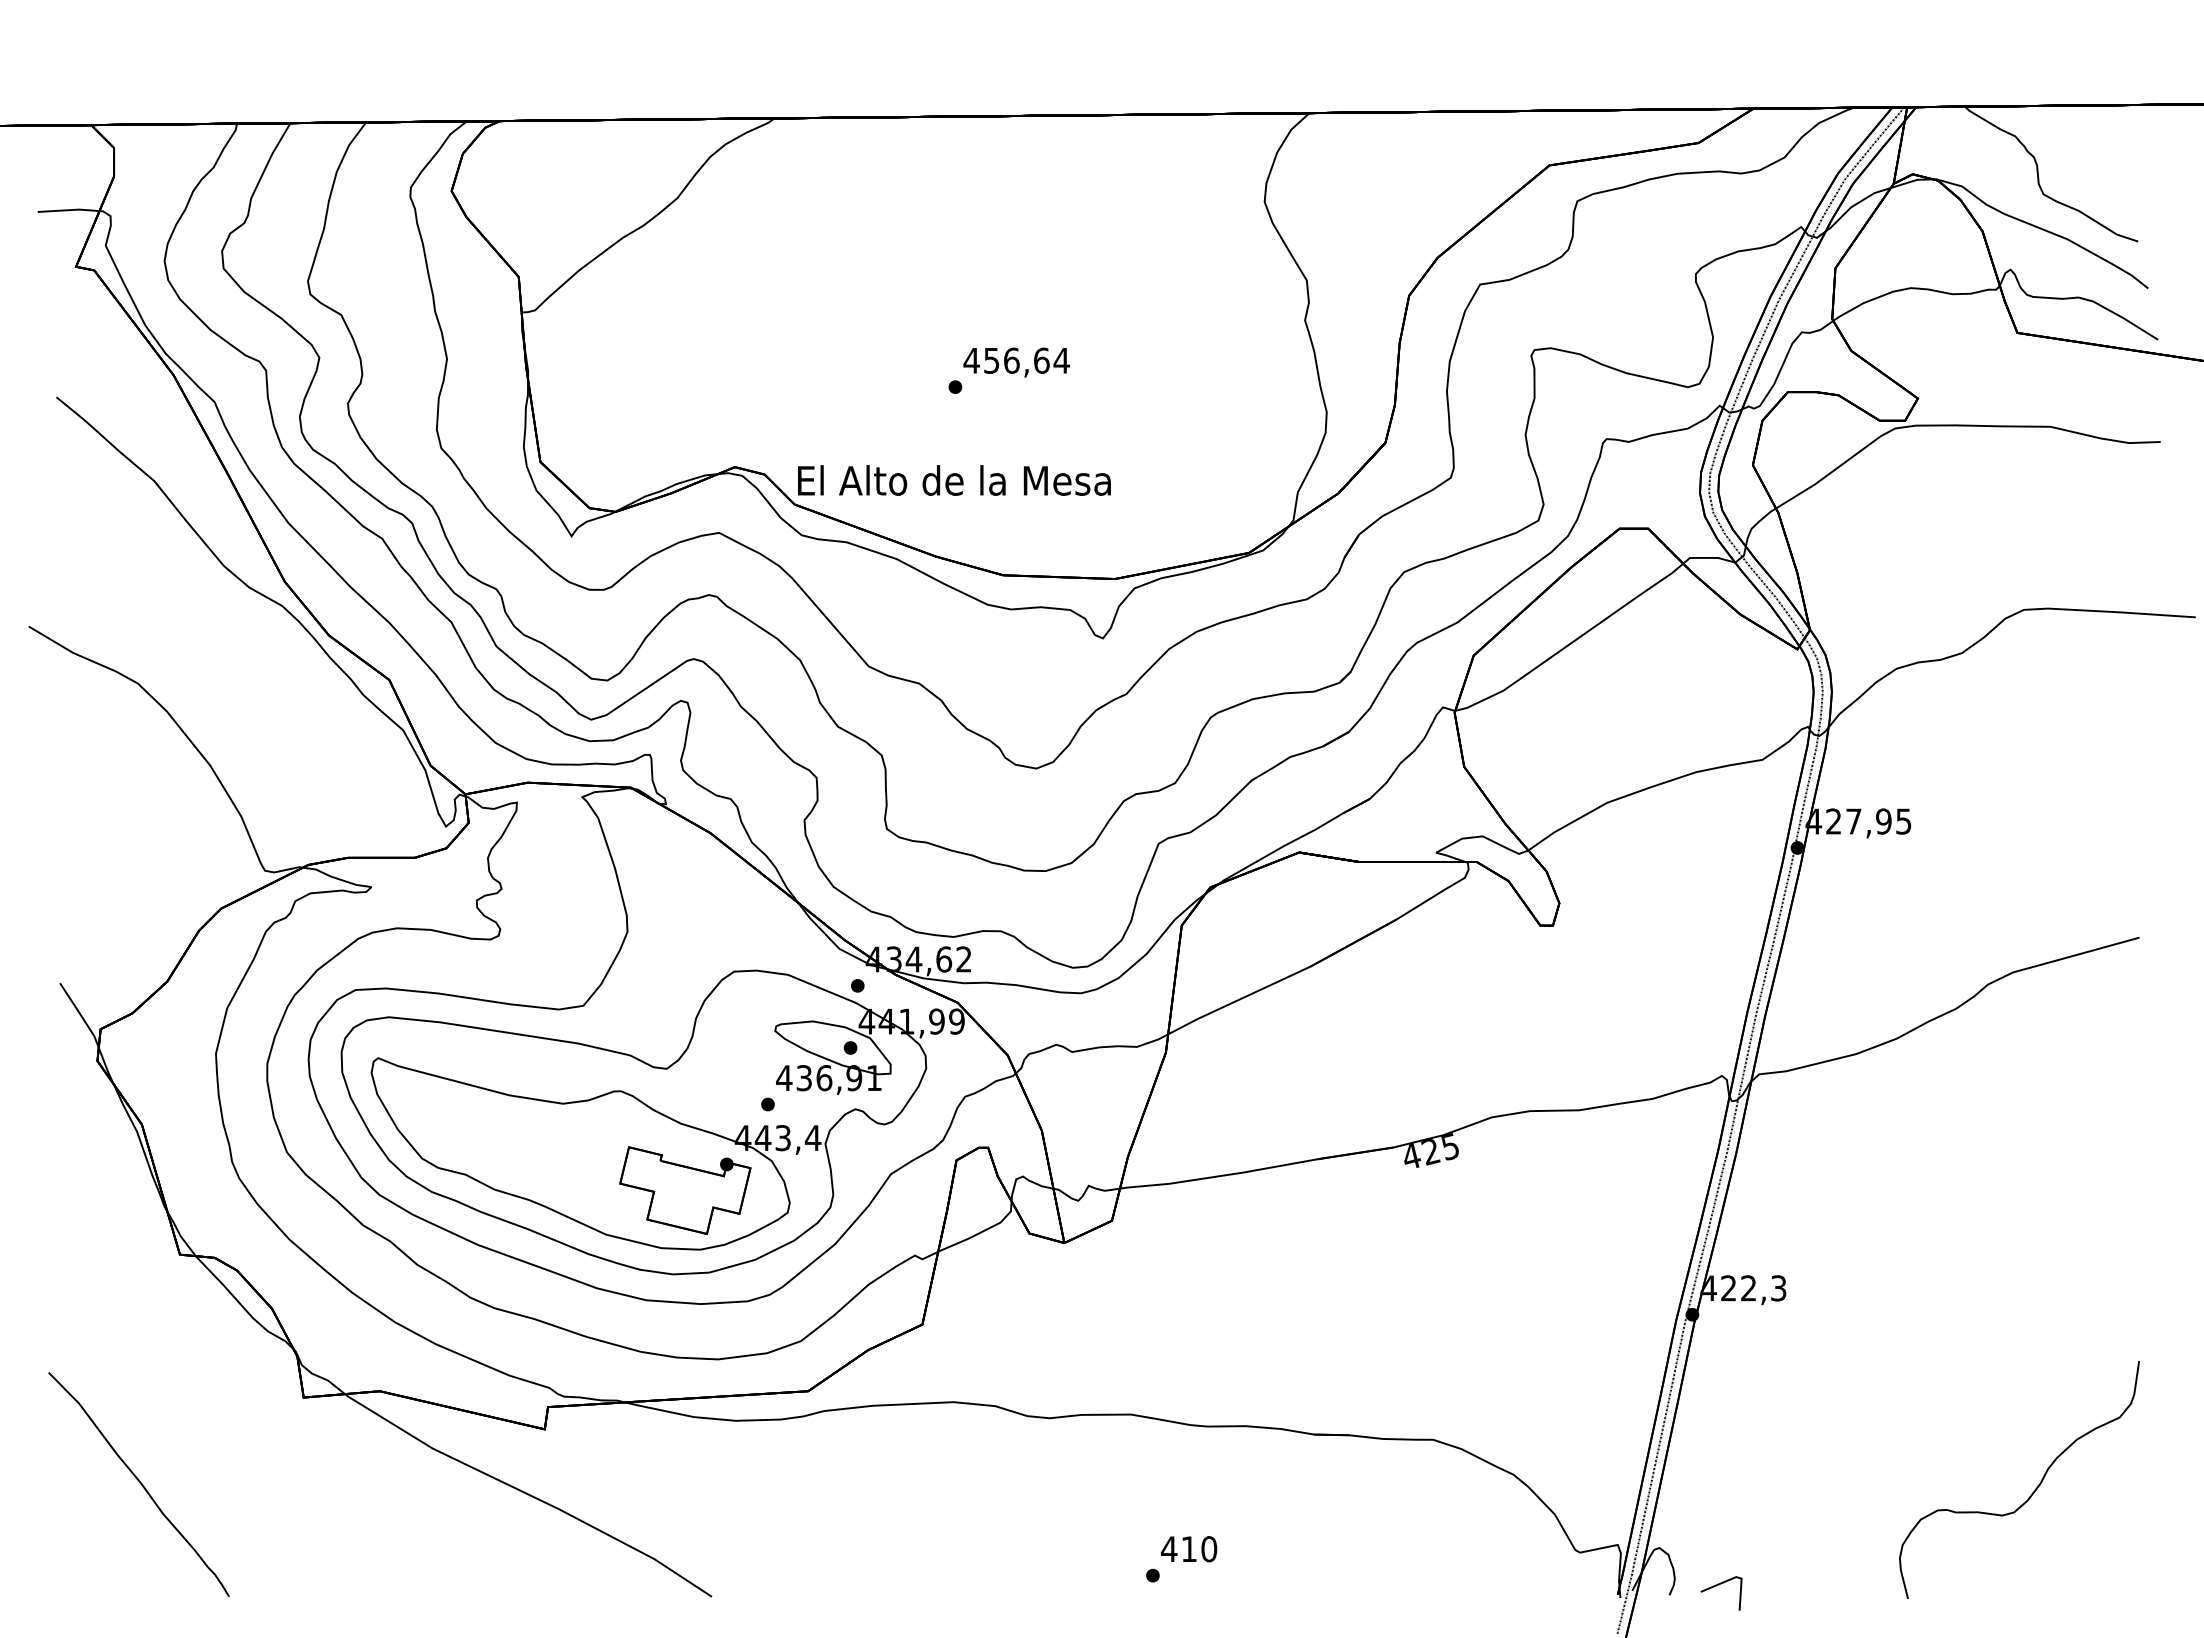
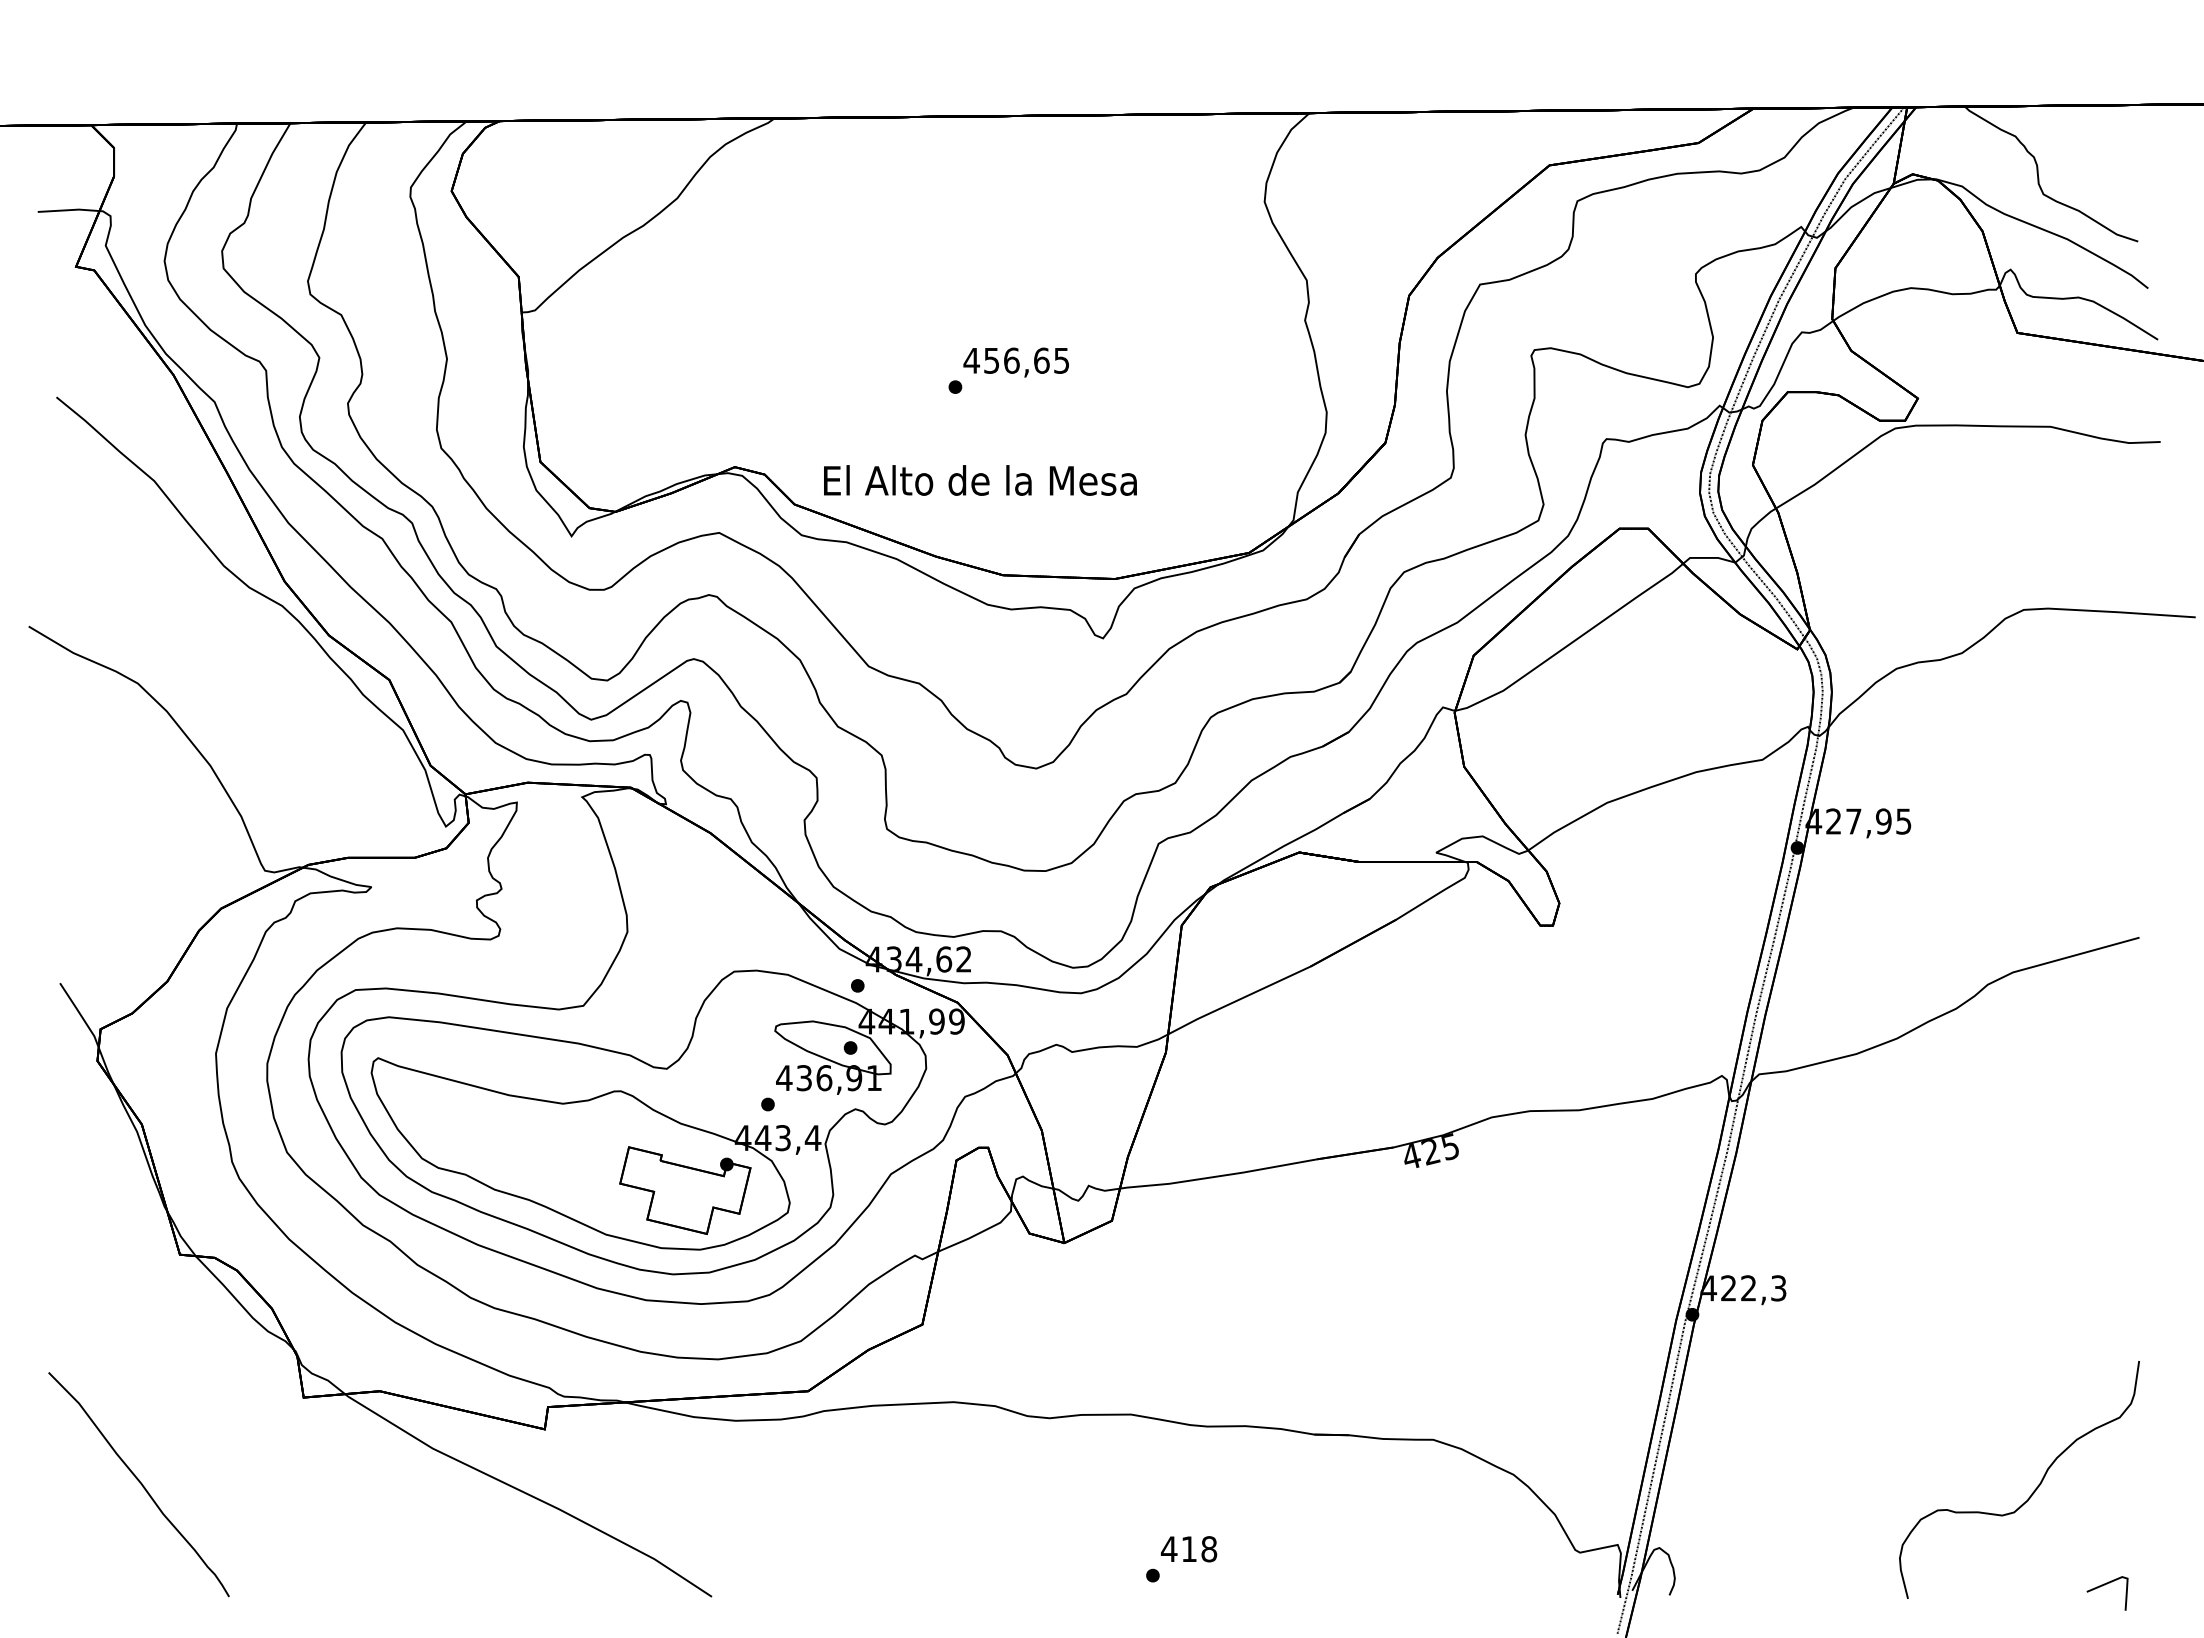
text: 456,64 -> 456,65 (1061, 360)
text position: (954, 480) -> (980, 480) (980, 480)
text: 410 -> 418 (1209, 1549)
line position: (1719, 1585) -> (2105, 1585) (2105, 1585)
